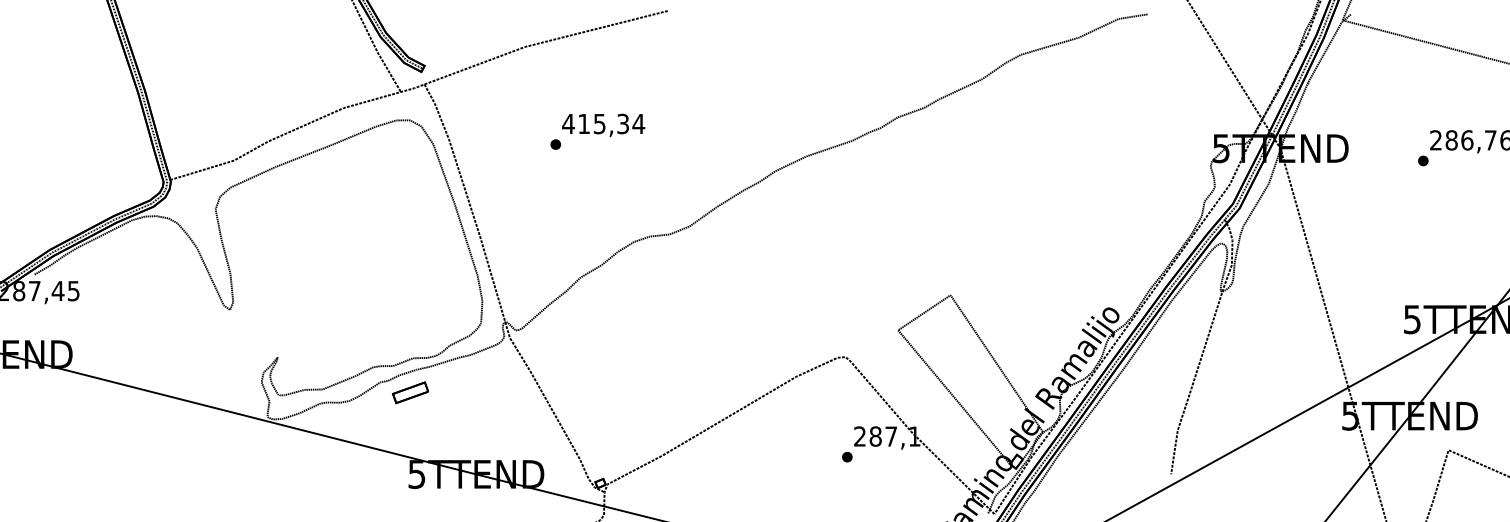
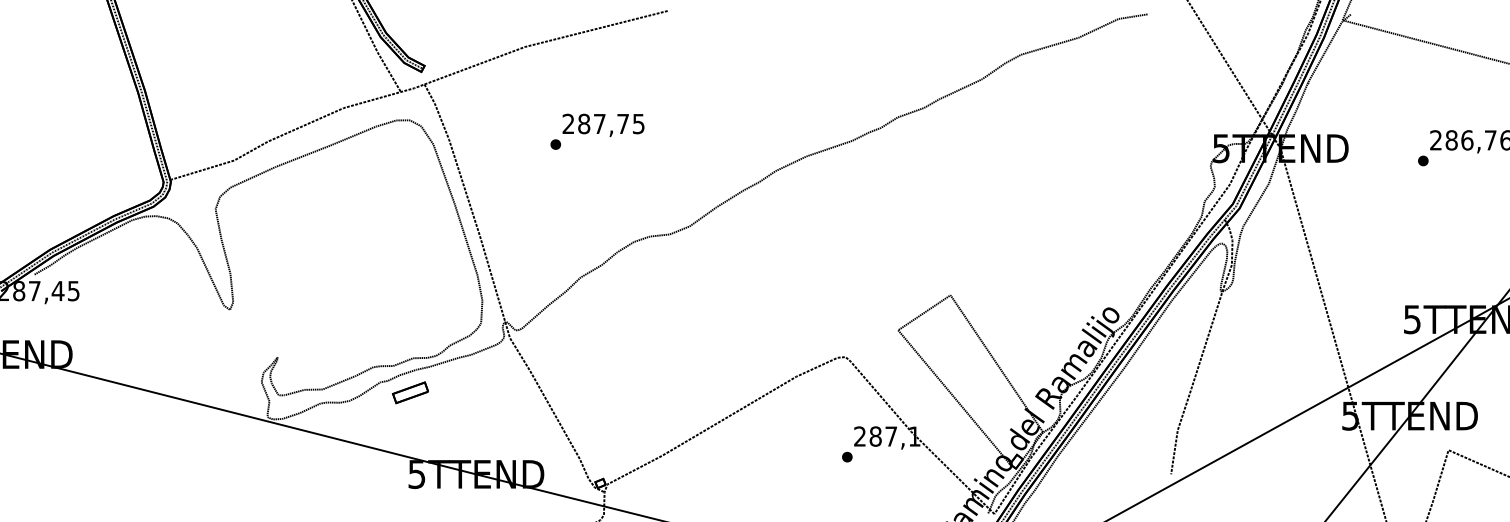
text: 415,34 -> 287,75 (603, 123)
